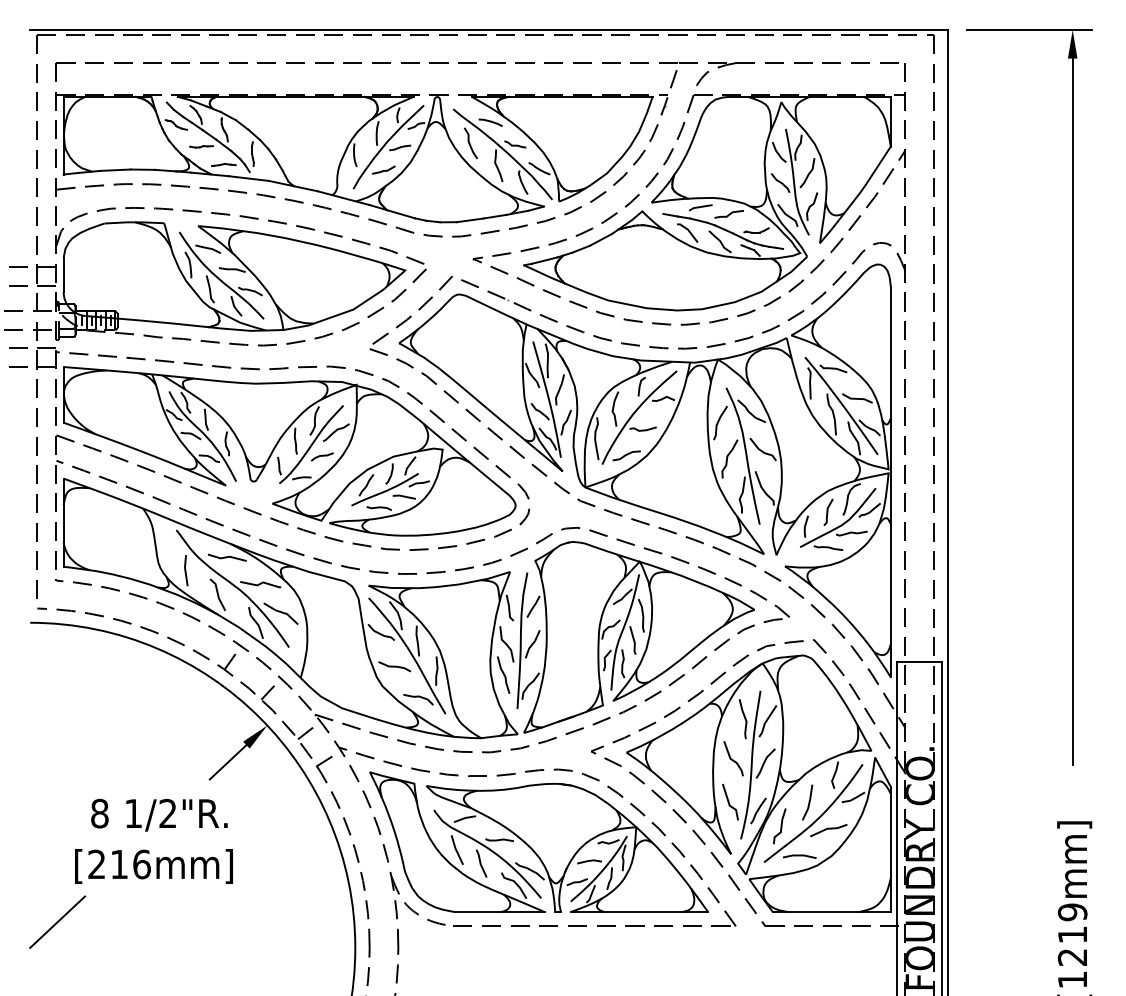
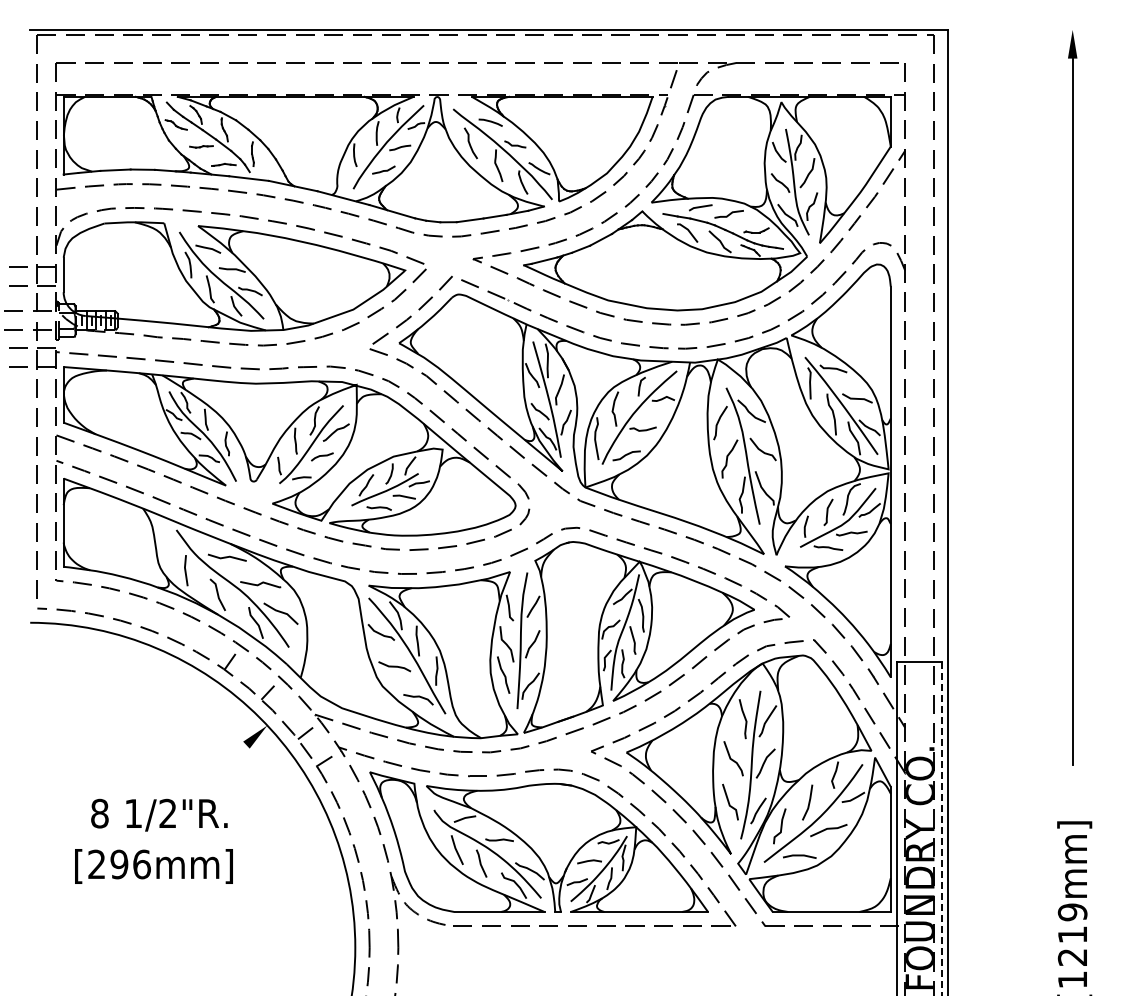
line: present -> none (1029, 29)
line: present -> none (227, 762)
line: solid -> dashed (942, 828)
text: [216mm] -> [296mm] (119, 864)
line: present -> none (57, 921)
